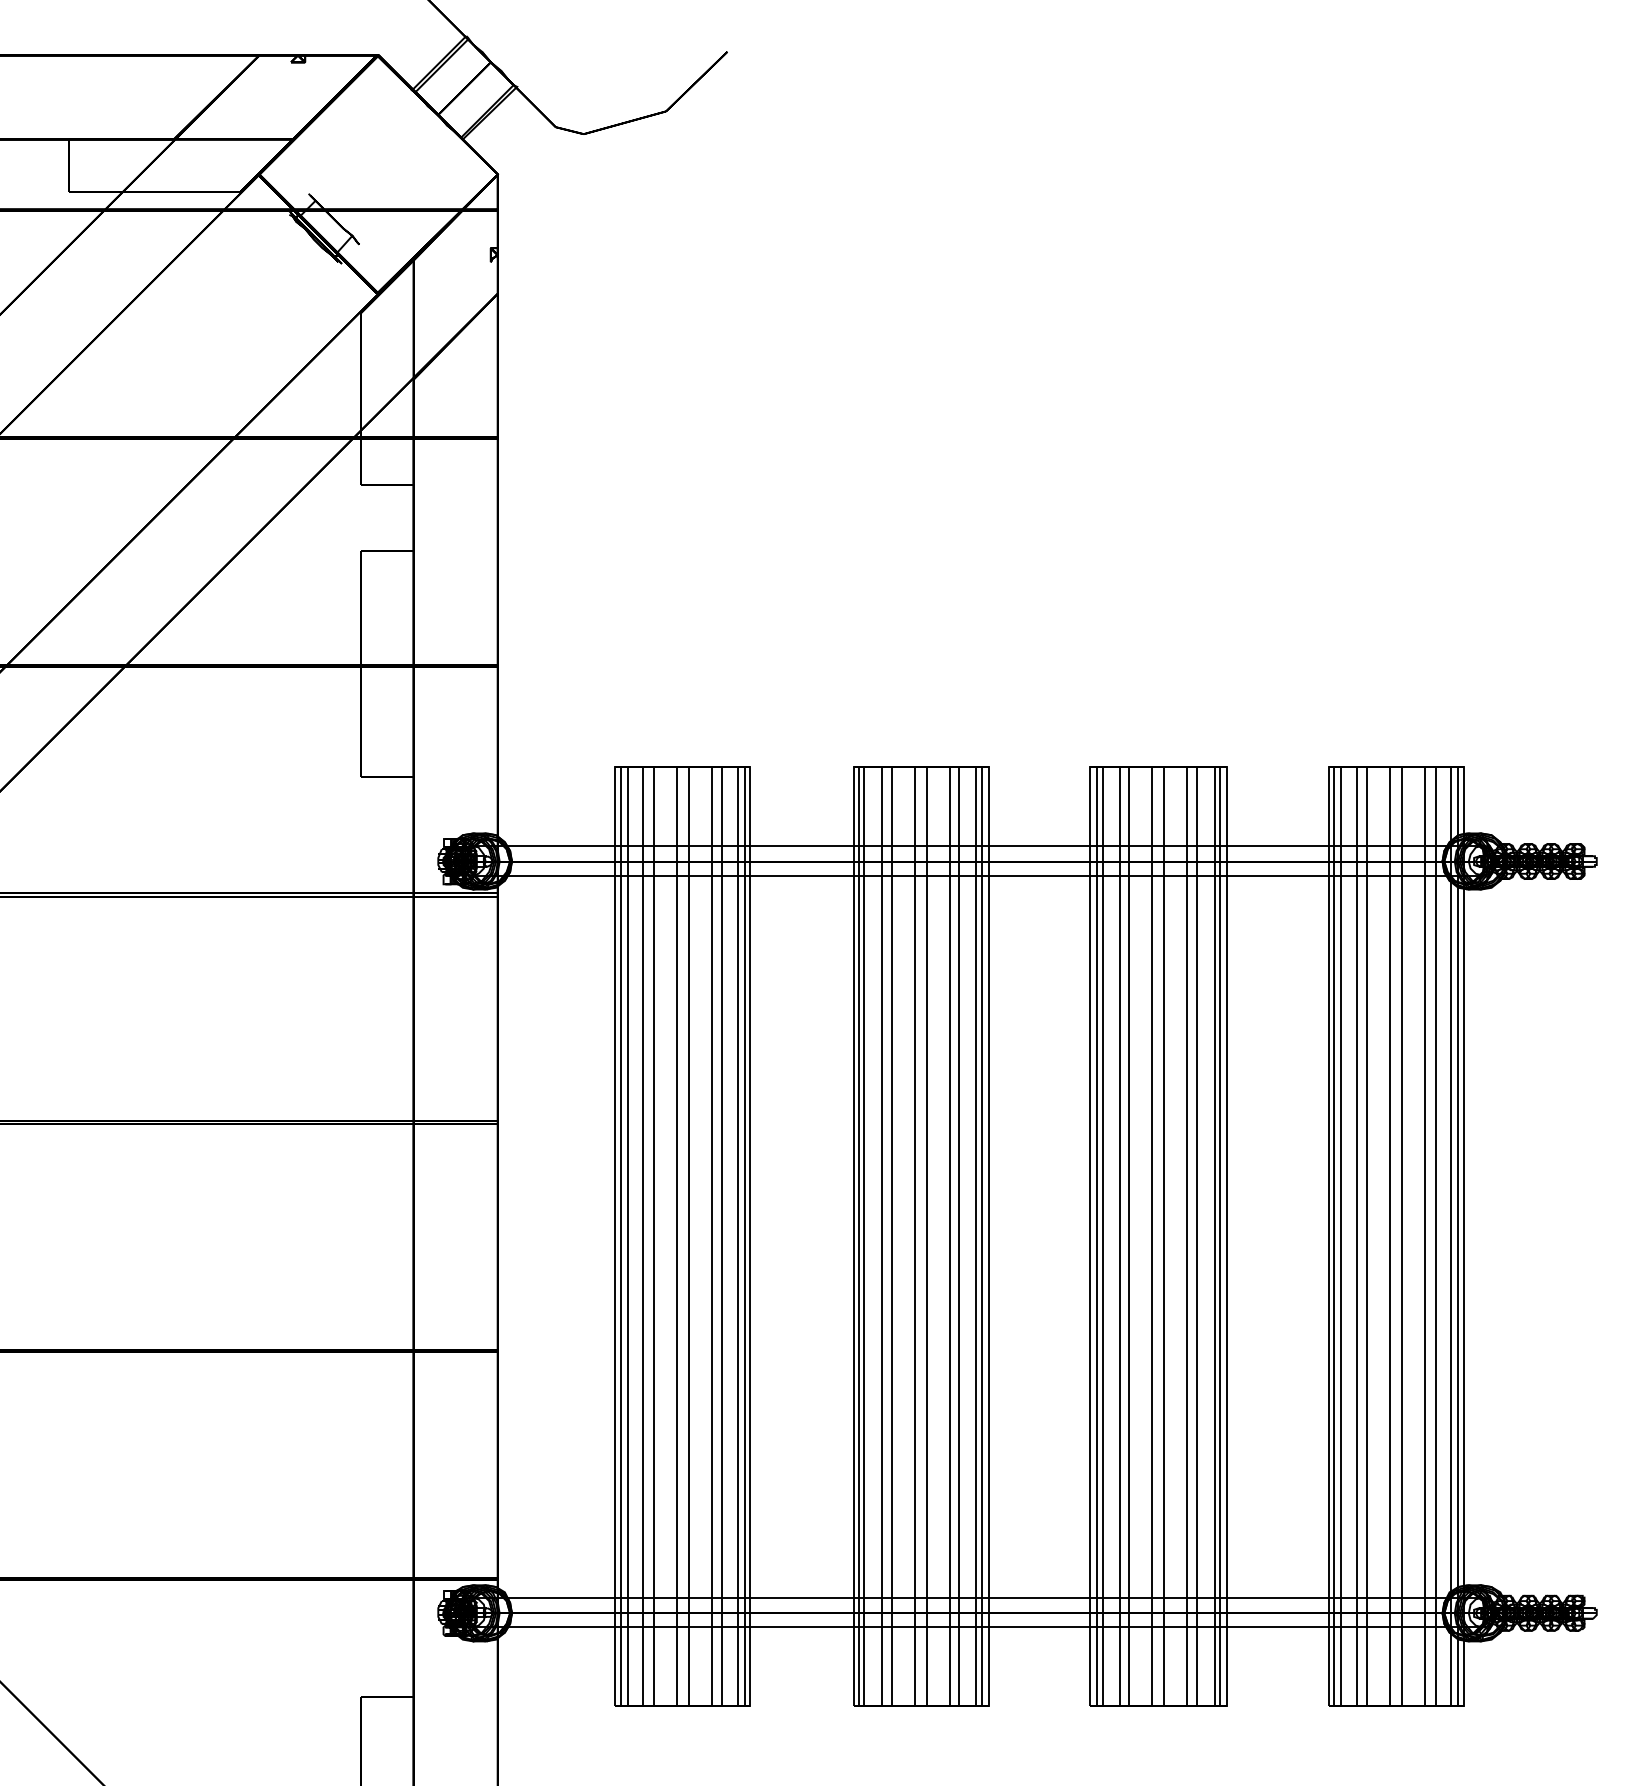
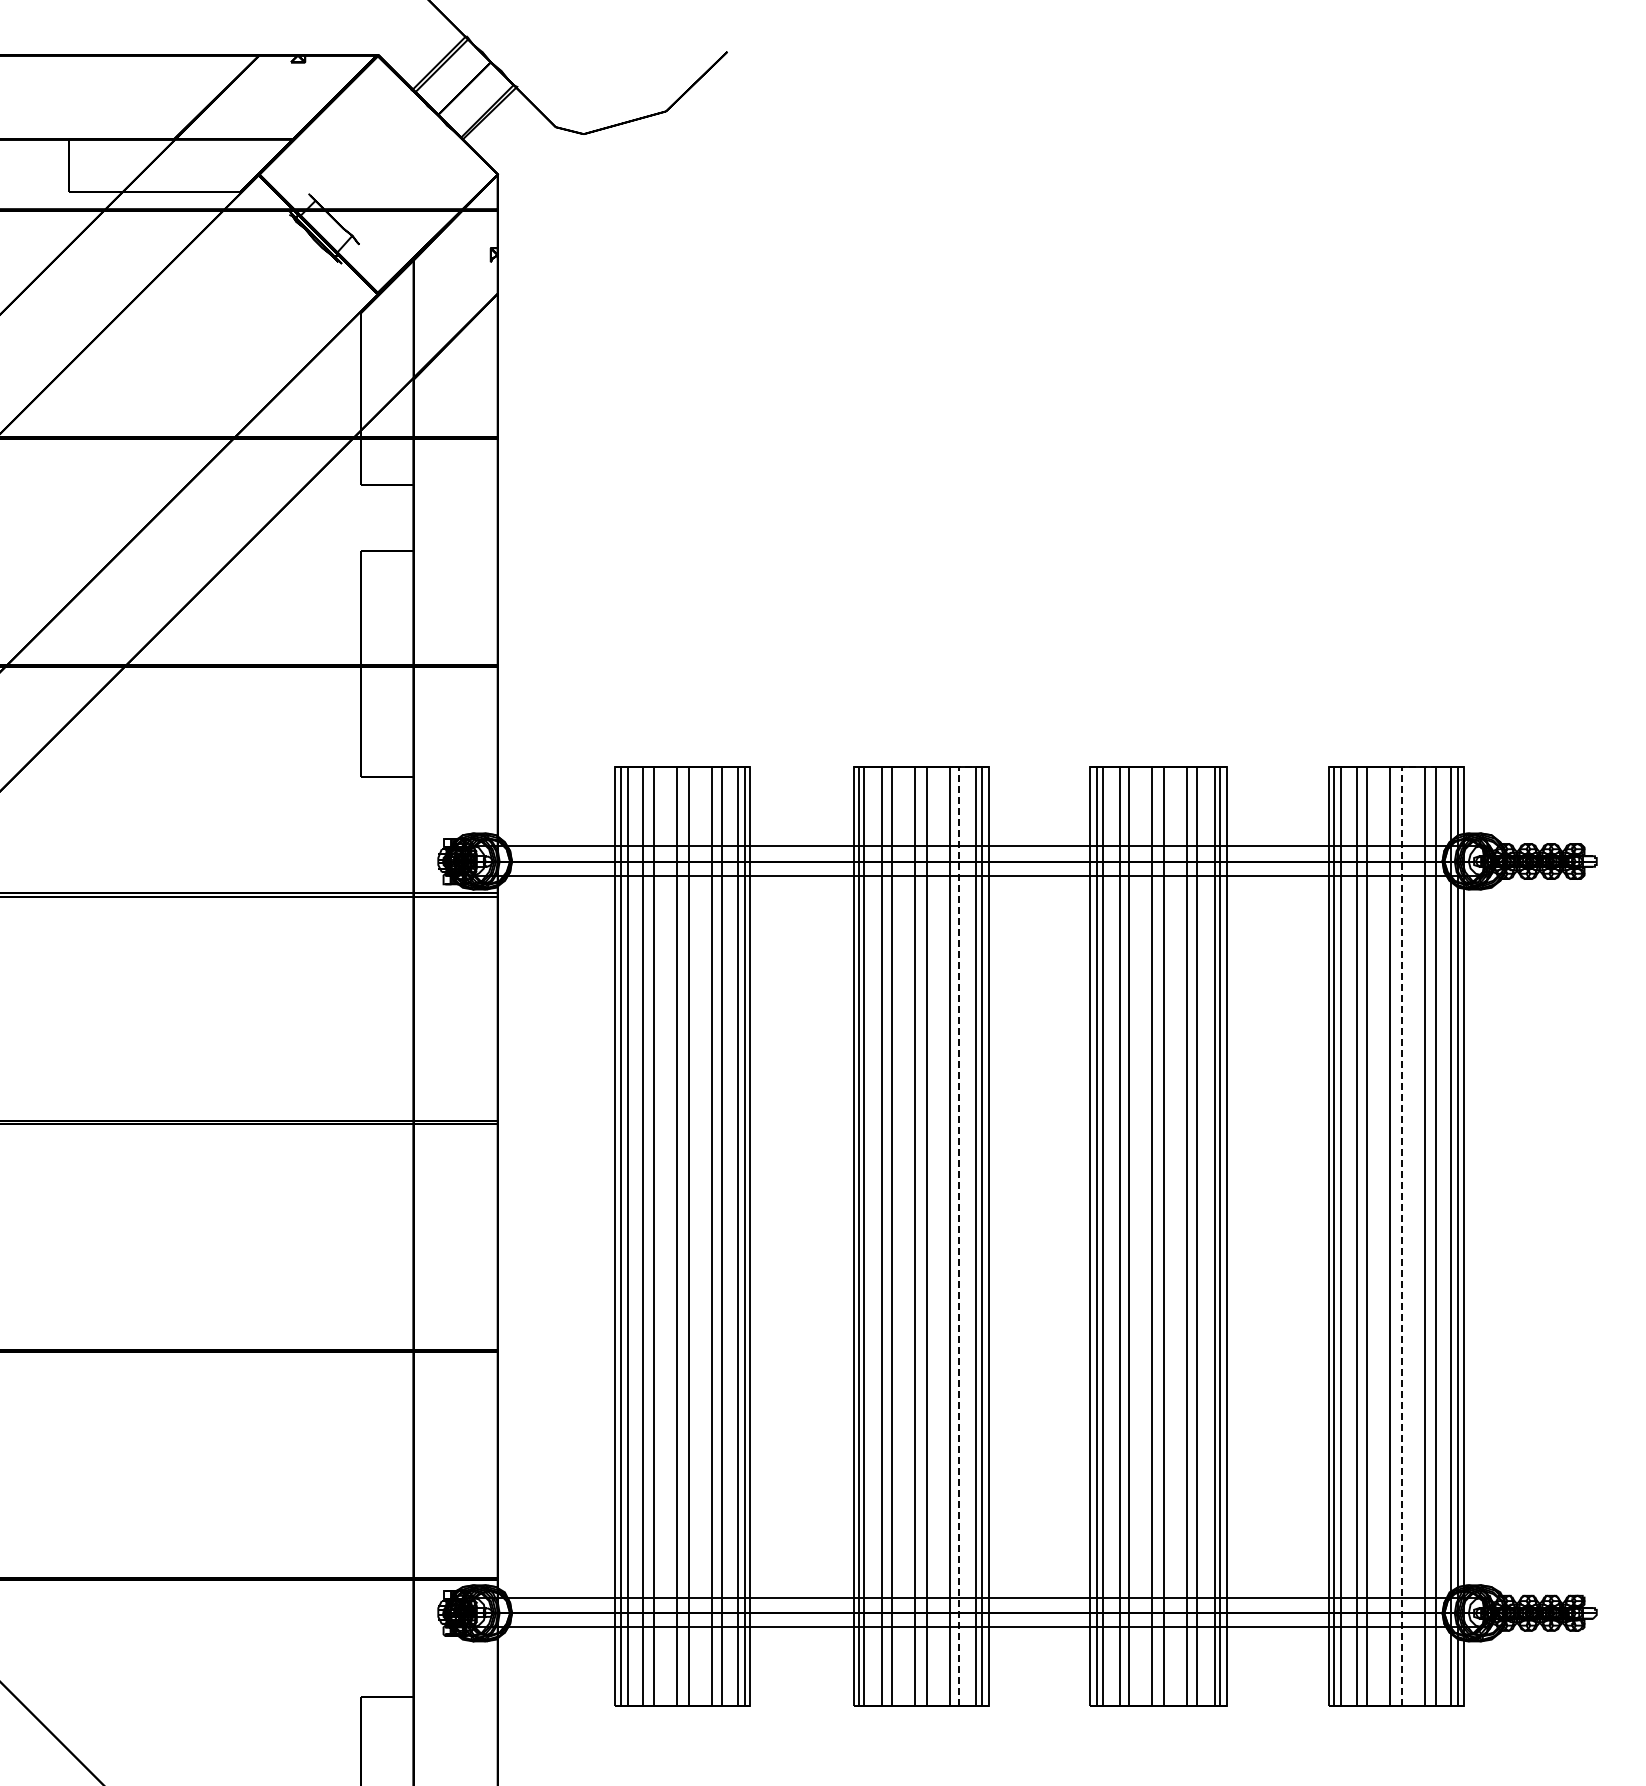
line: solid -> dashed (1402, 1218)
line: solid -> dashed (958, 1224)
